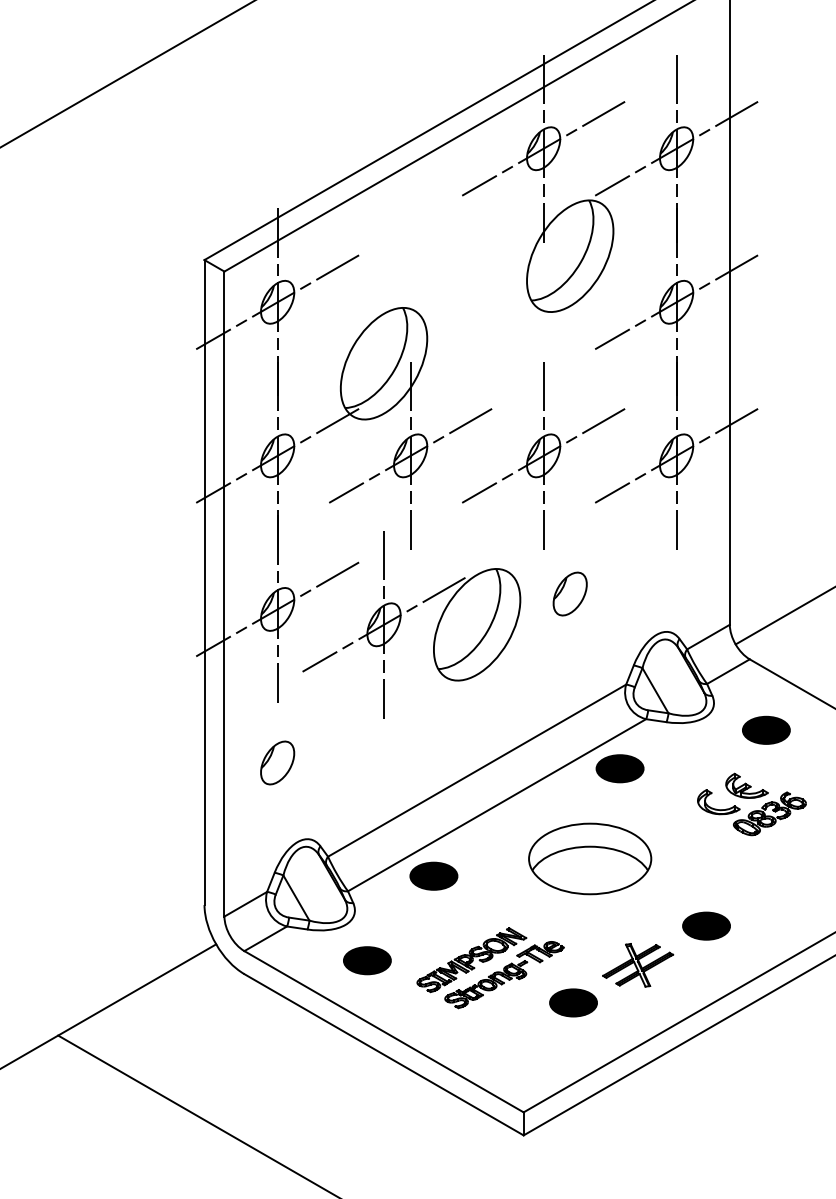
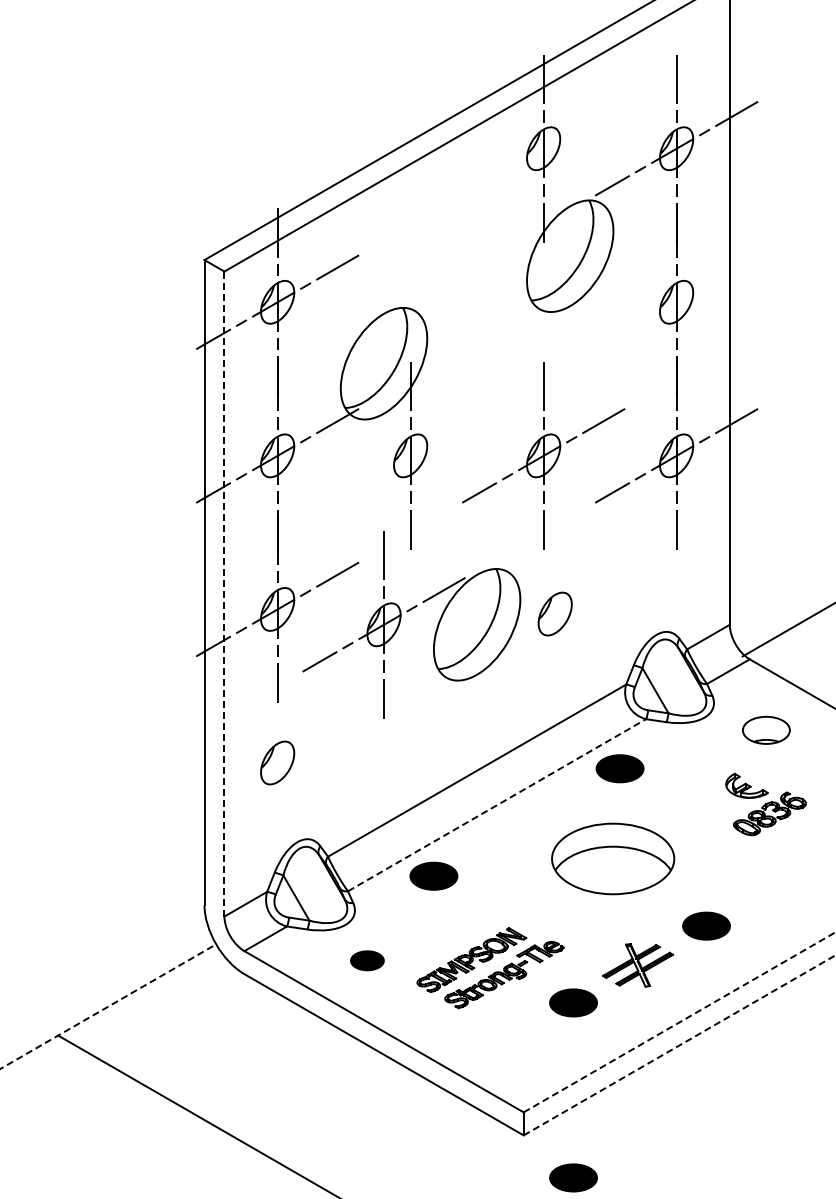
line: present -> none (127, 74)
line: present -> none (543, 148)
line: present -> none (676, 302)
line: present -> none (410, 455)
part position: (569, 593) -> (554, 613) (554, 613)
line: solid -> dashed (224, 594)
line position: (783, 616) -> (787, 630) (787, 630)
fill: present -> none (765, 729)
line: solid -> dashed (497, 804)
part: present -> none (716, 808)
part position: (590, 858) -> (613, 858) (613, 858)
part size: 49x30 px -> 35x22 px (367, 960)
line: solid -> dashed (108, 1006)
line: solid -> dashed (679, 1022)
line: solid -> dashed (679, 1045)
part: none -> present (573, 1177)
